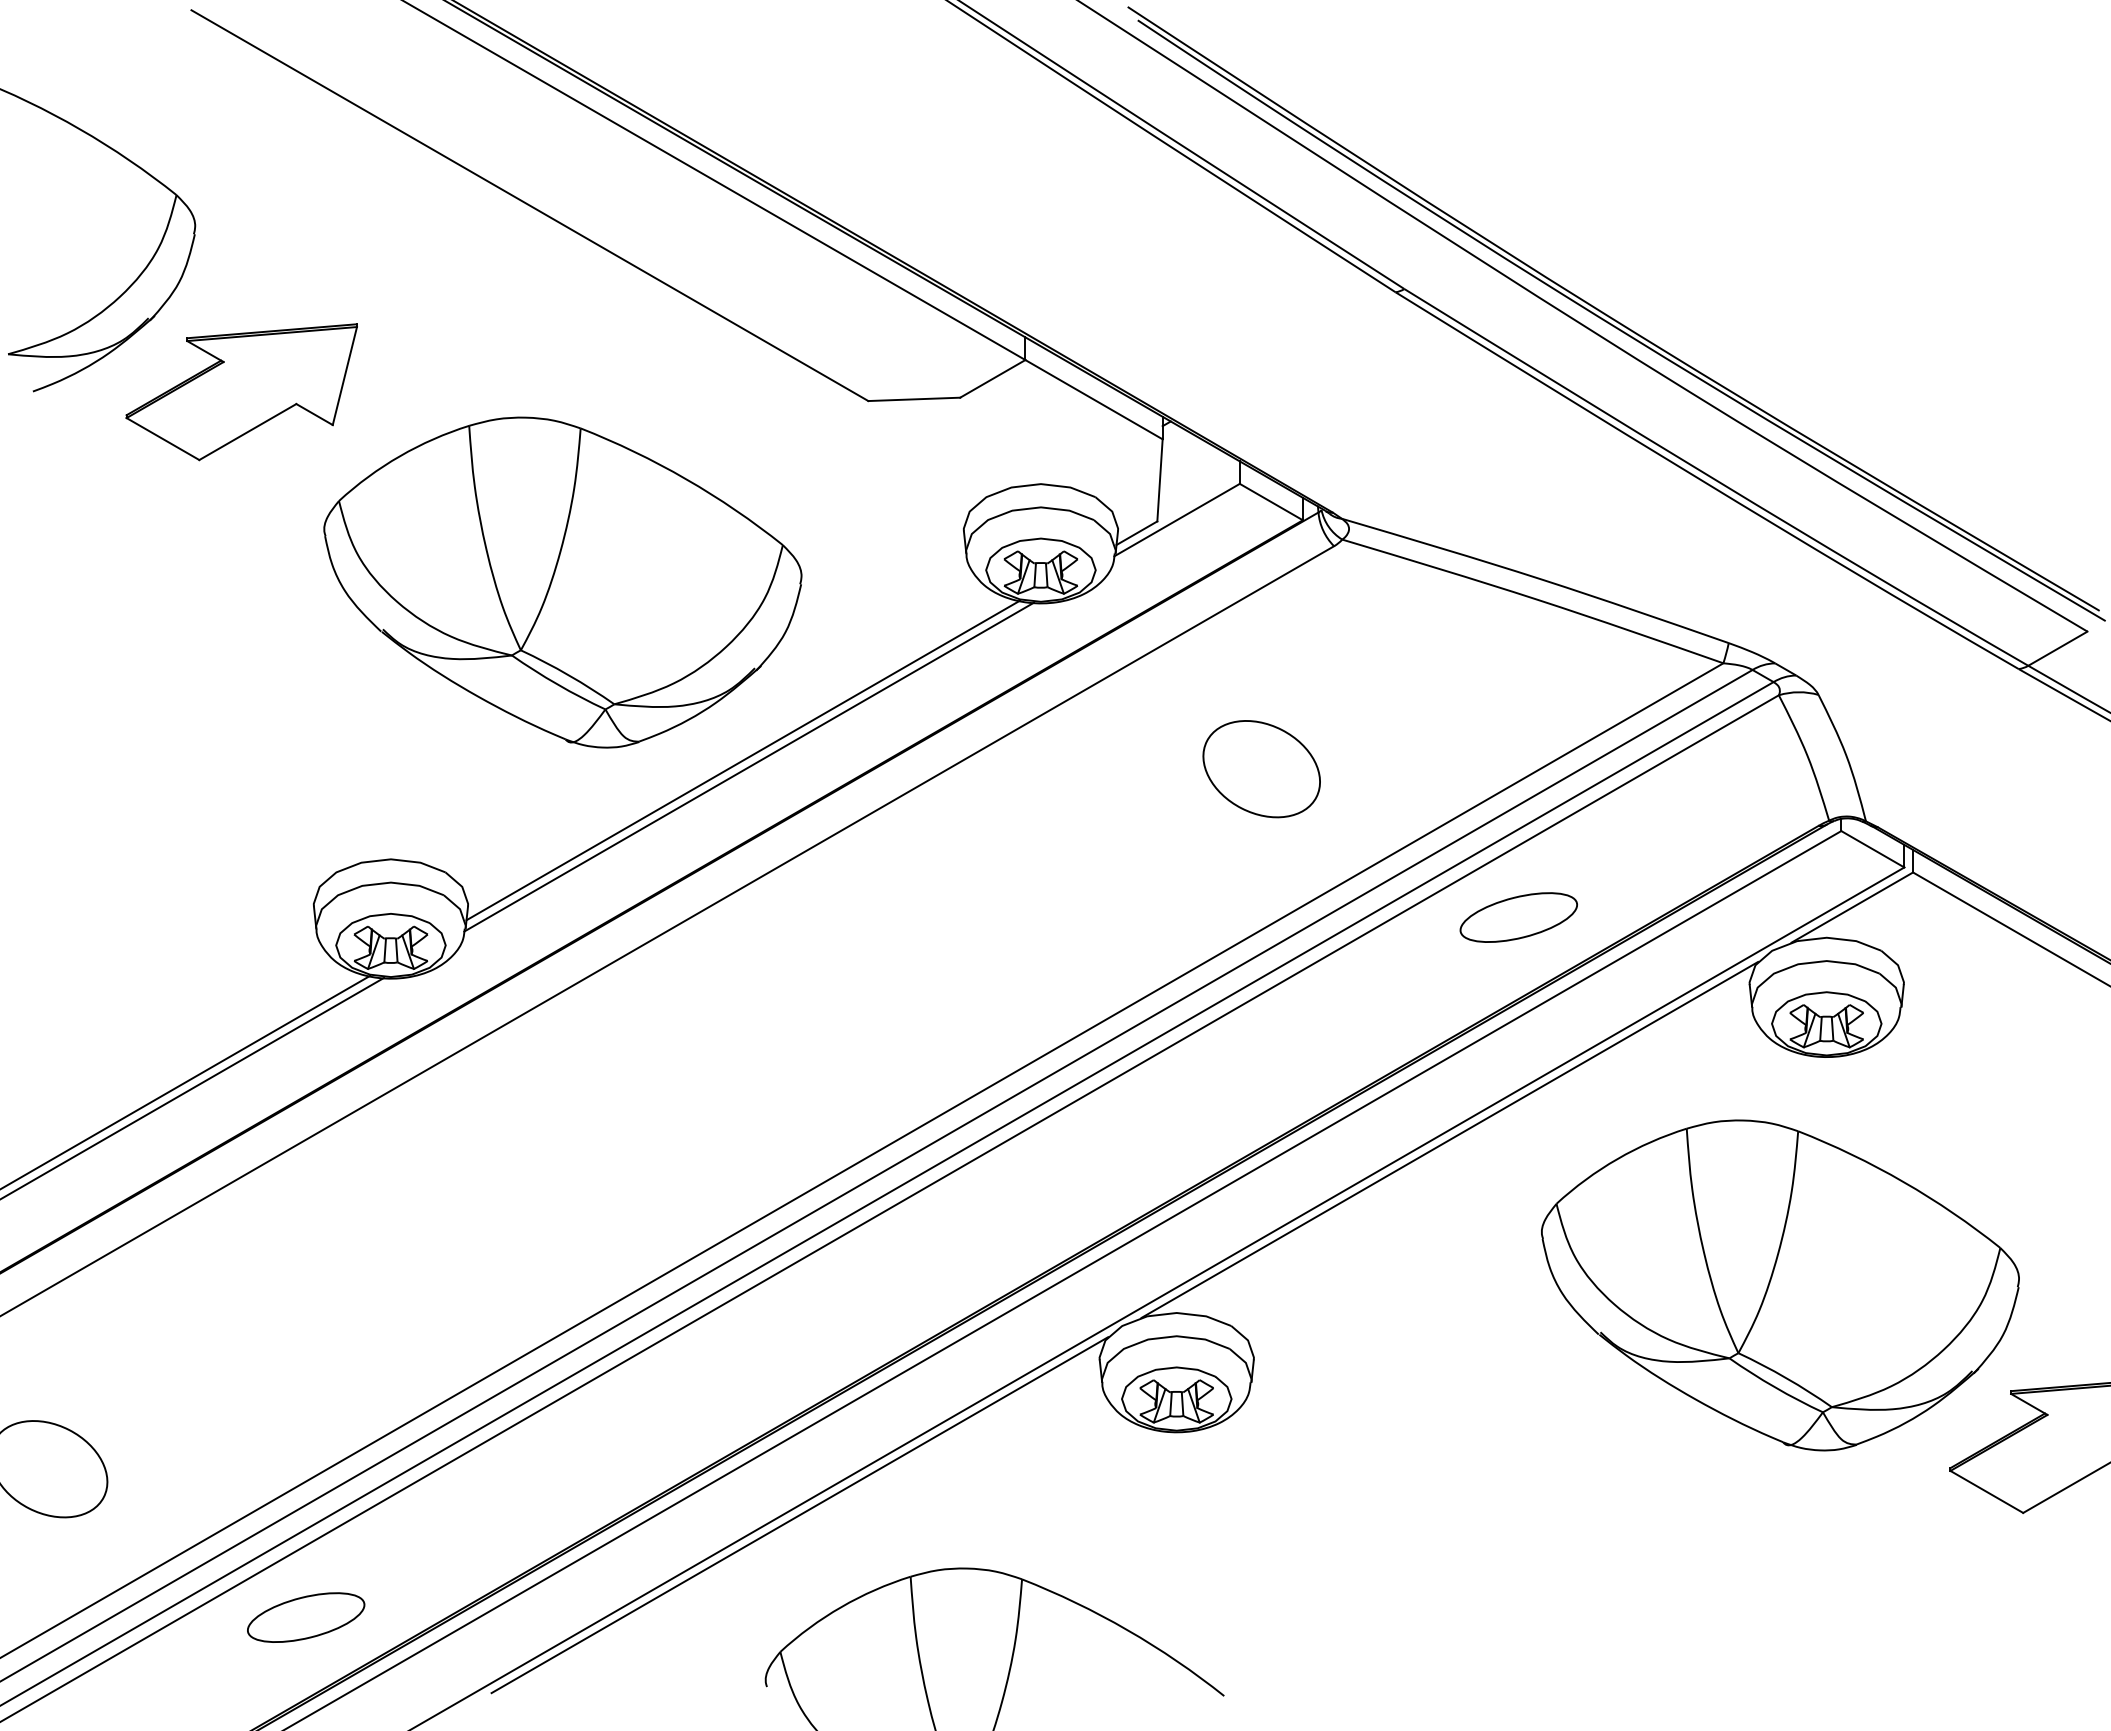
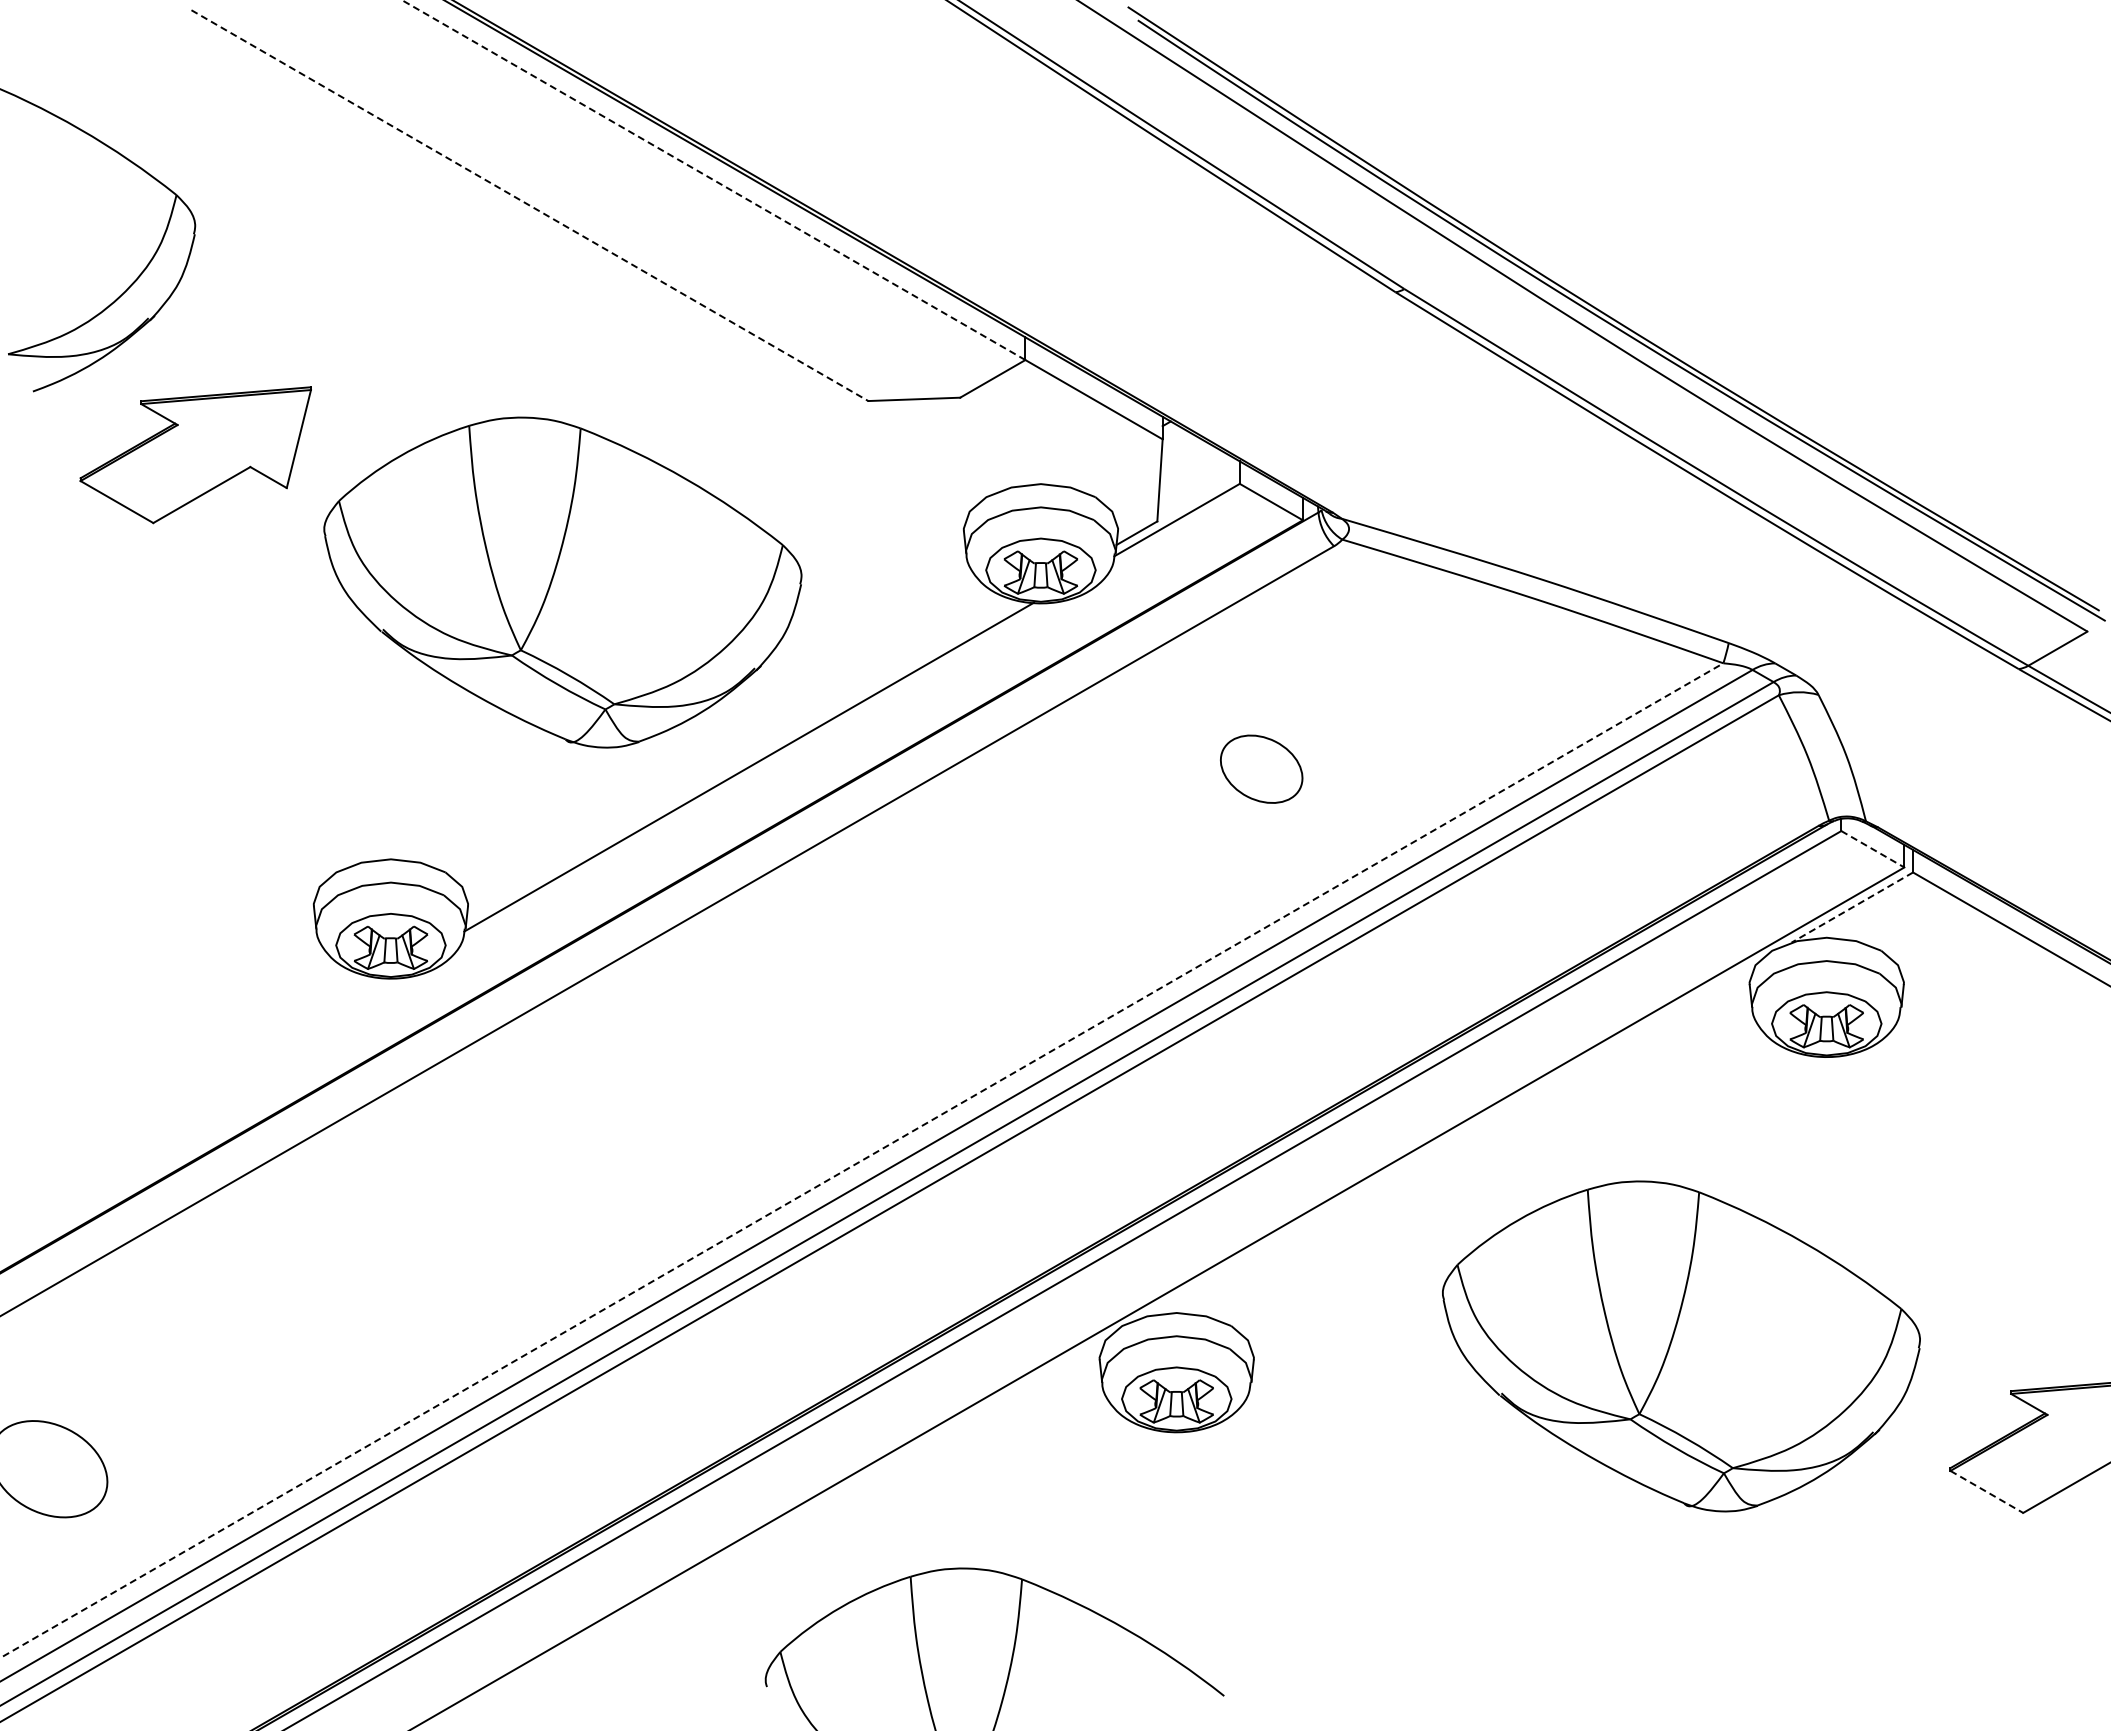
line: solid -> dashed (713, 180)
line: solid -> dashed (529, 205)
part position: (241, 392) -> (195, 455) (195, 455)
line: present -> none (743, 760)
part size: 119x99 px -> 84x70 px (1261, 768)
line: solid -> dashed (1873, 849)
line: solid -> dashed (1851, 907)
part: present -> none (1518, 917)
line: present -> none (186, 1081)
line: present -> none (193, 1087)
line: present -> none (1449, 1139)
line: solid -> dashed (862, 1160)
part position: (1780, 1285) -> (1681, 1346) (1681, 1346)
line: solid -> dashed (1987, 1492)
line: present -> none (799, 1515)
part: present -> none (306, 1617)
